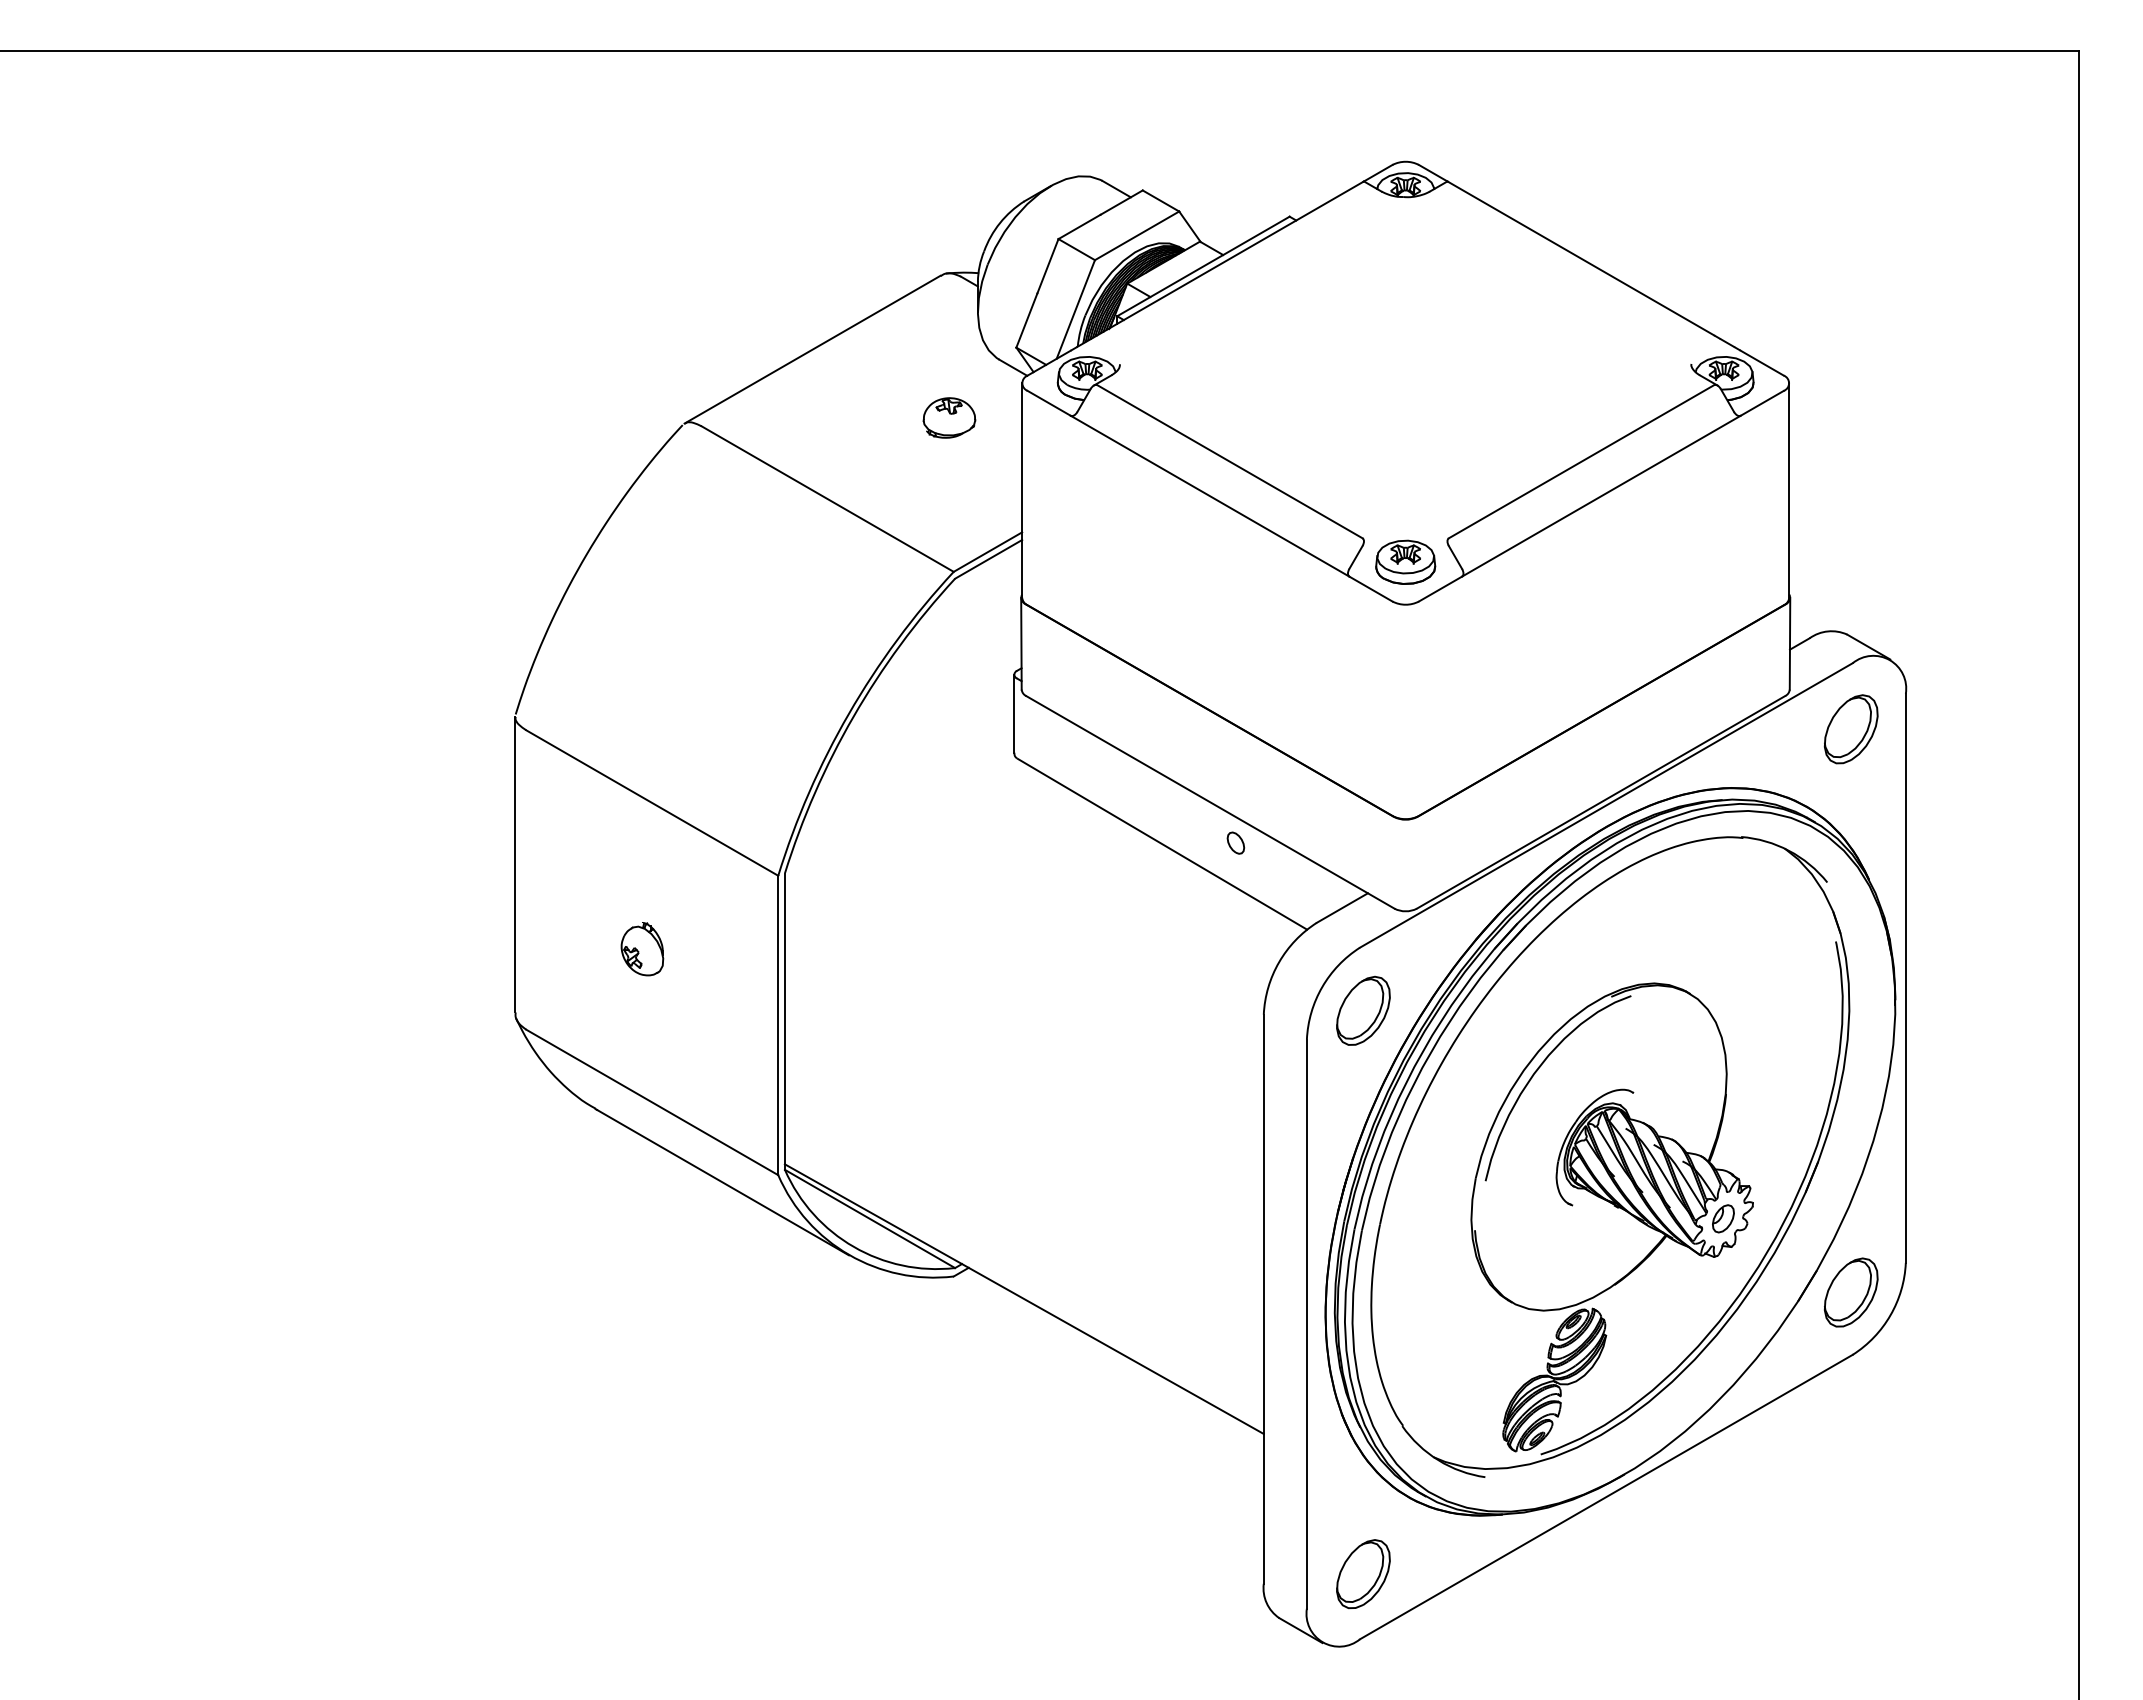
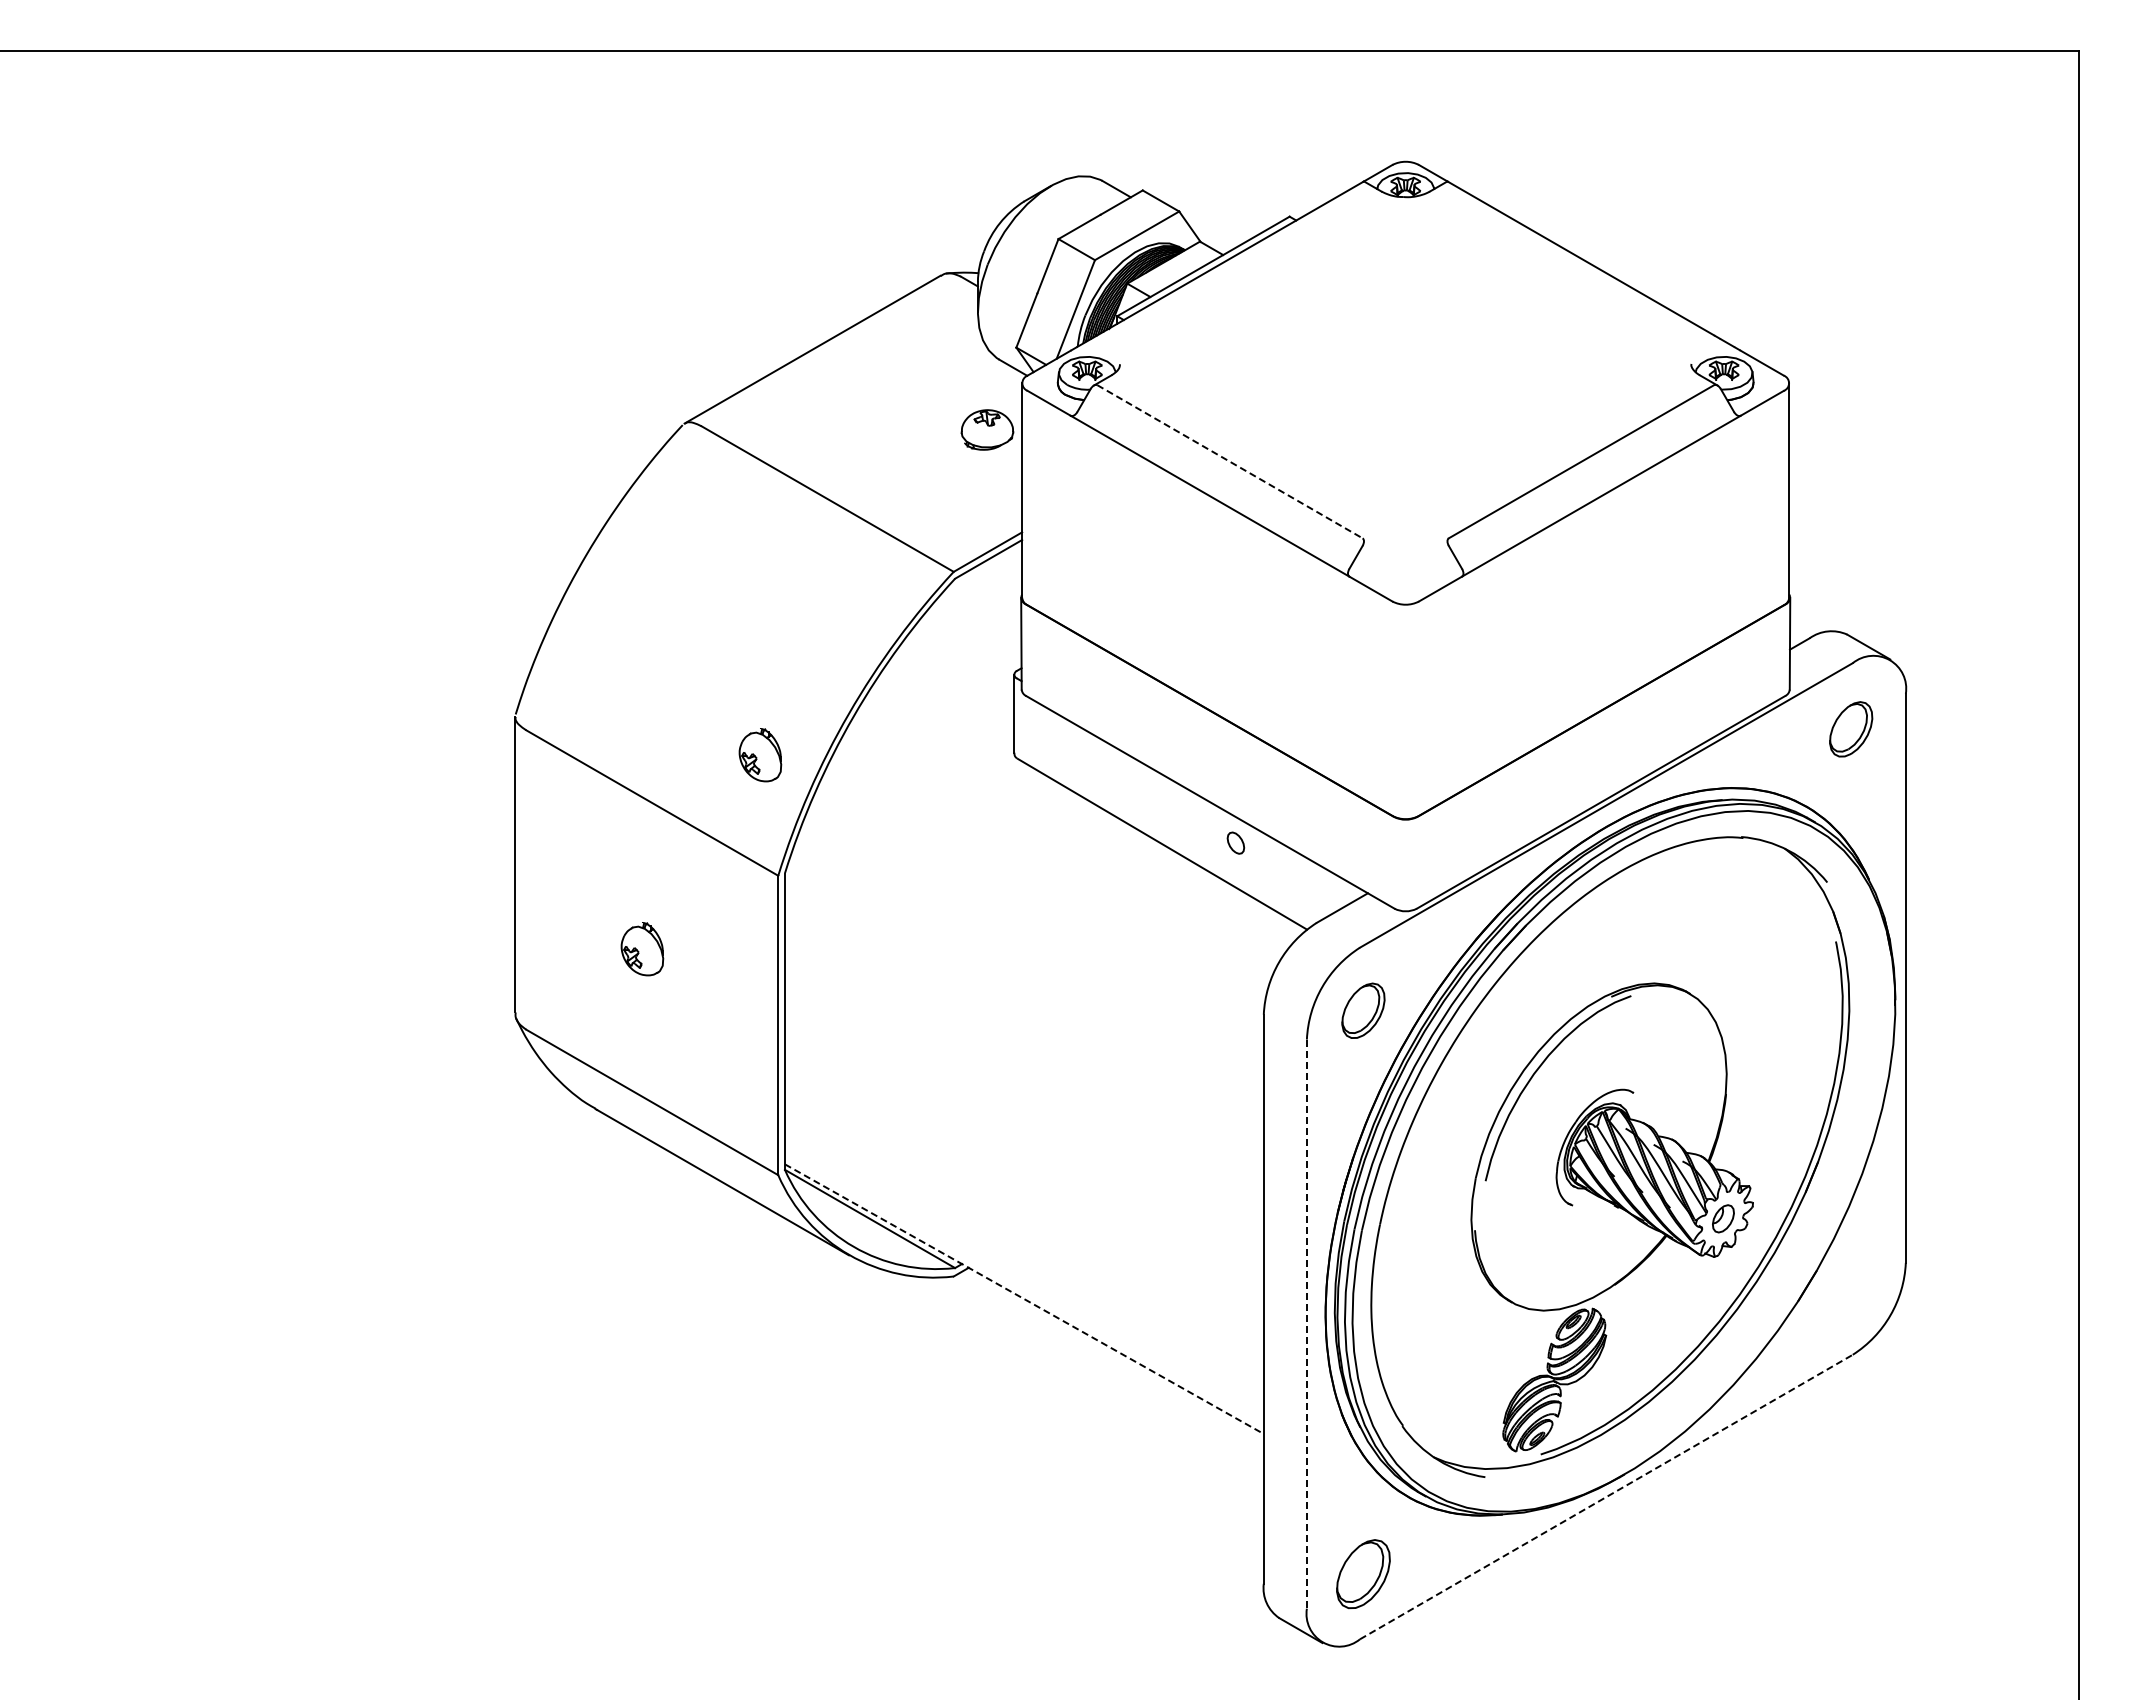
part position: (949, 417) -> (987, 429) (987, 429)
line: solid -> dashed (1230, 461)
part: present -> none (1405, 561)
part size: 56x71 px -> 45x57 px (1851, 729)
part: none -> present (760, 755)
part size: 55x71 px -> 45x57 px (1363, 1010)
part: present -> none (1851, 1292)
line: solid -> dashed (1024, 1299)
line: solid -> dashed (1306, 1324)
line: solid -> dashed (1606, 1497)
